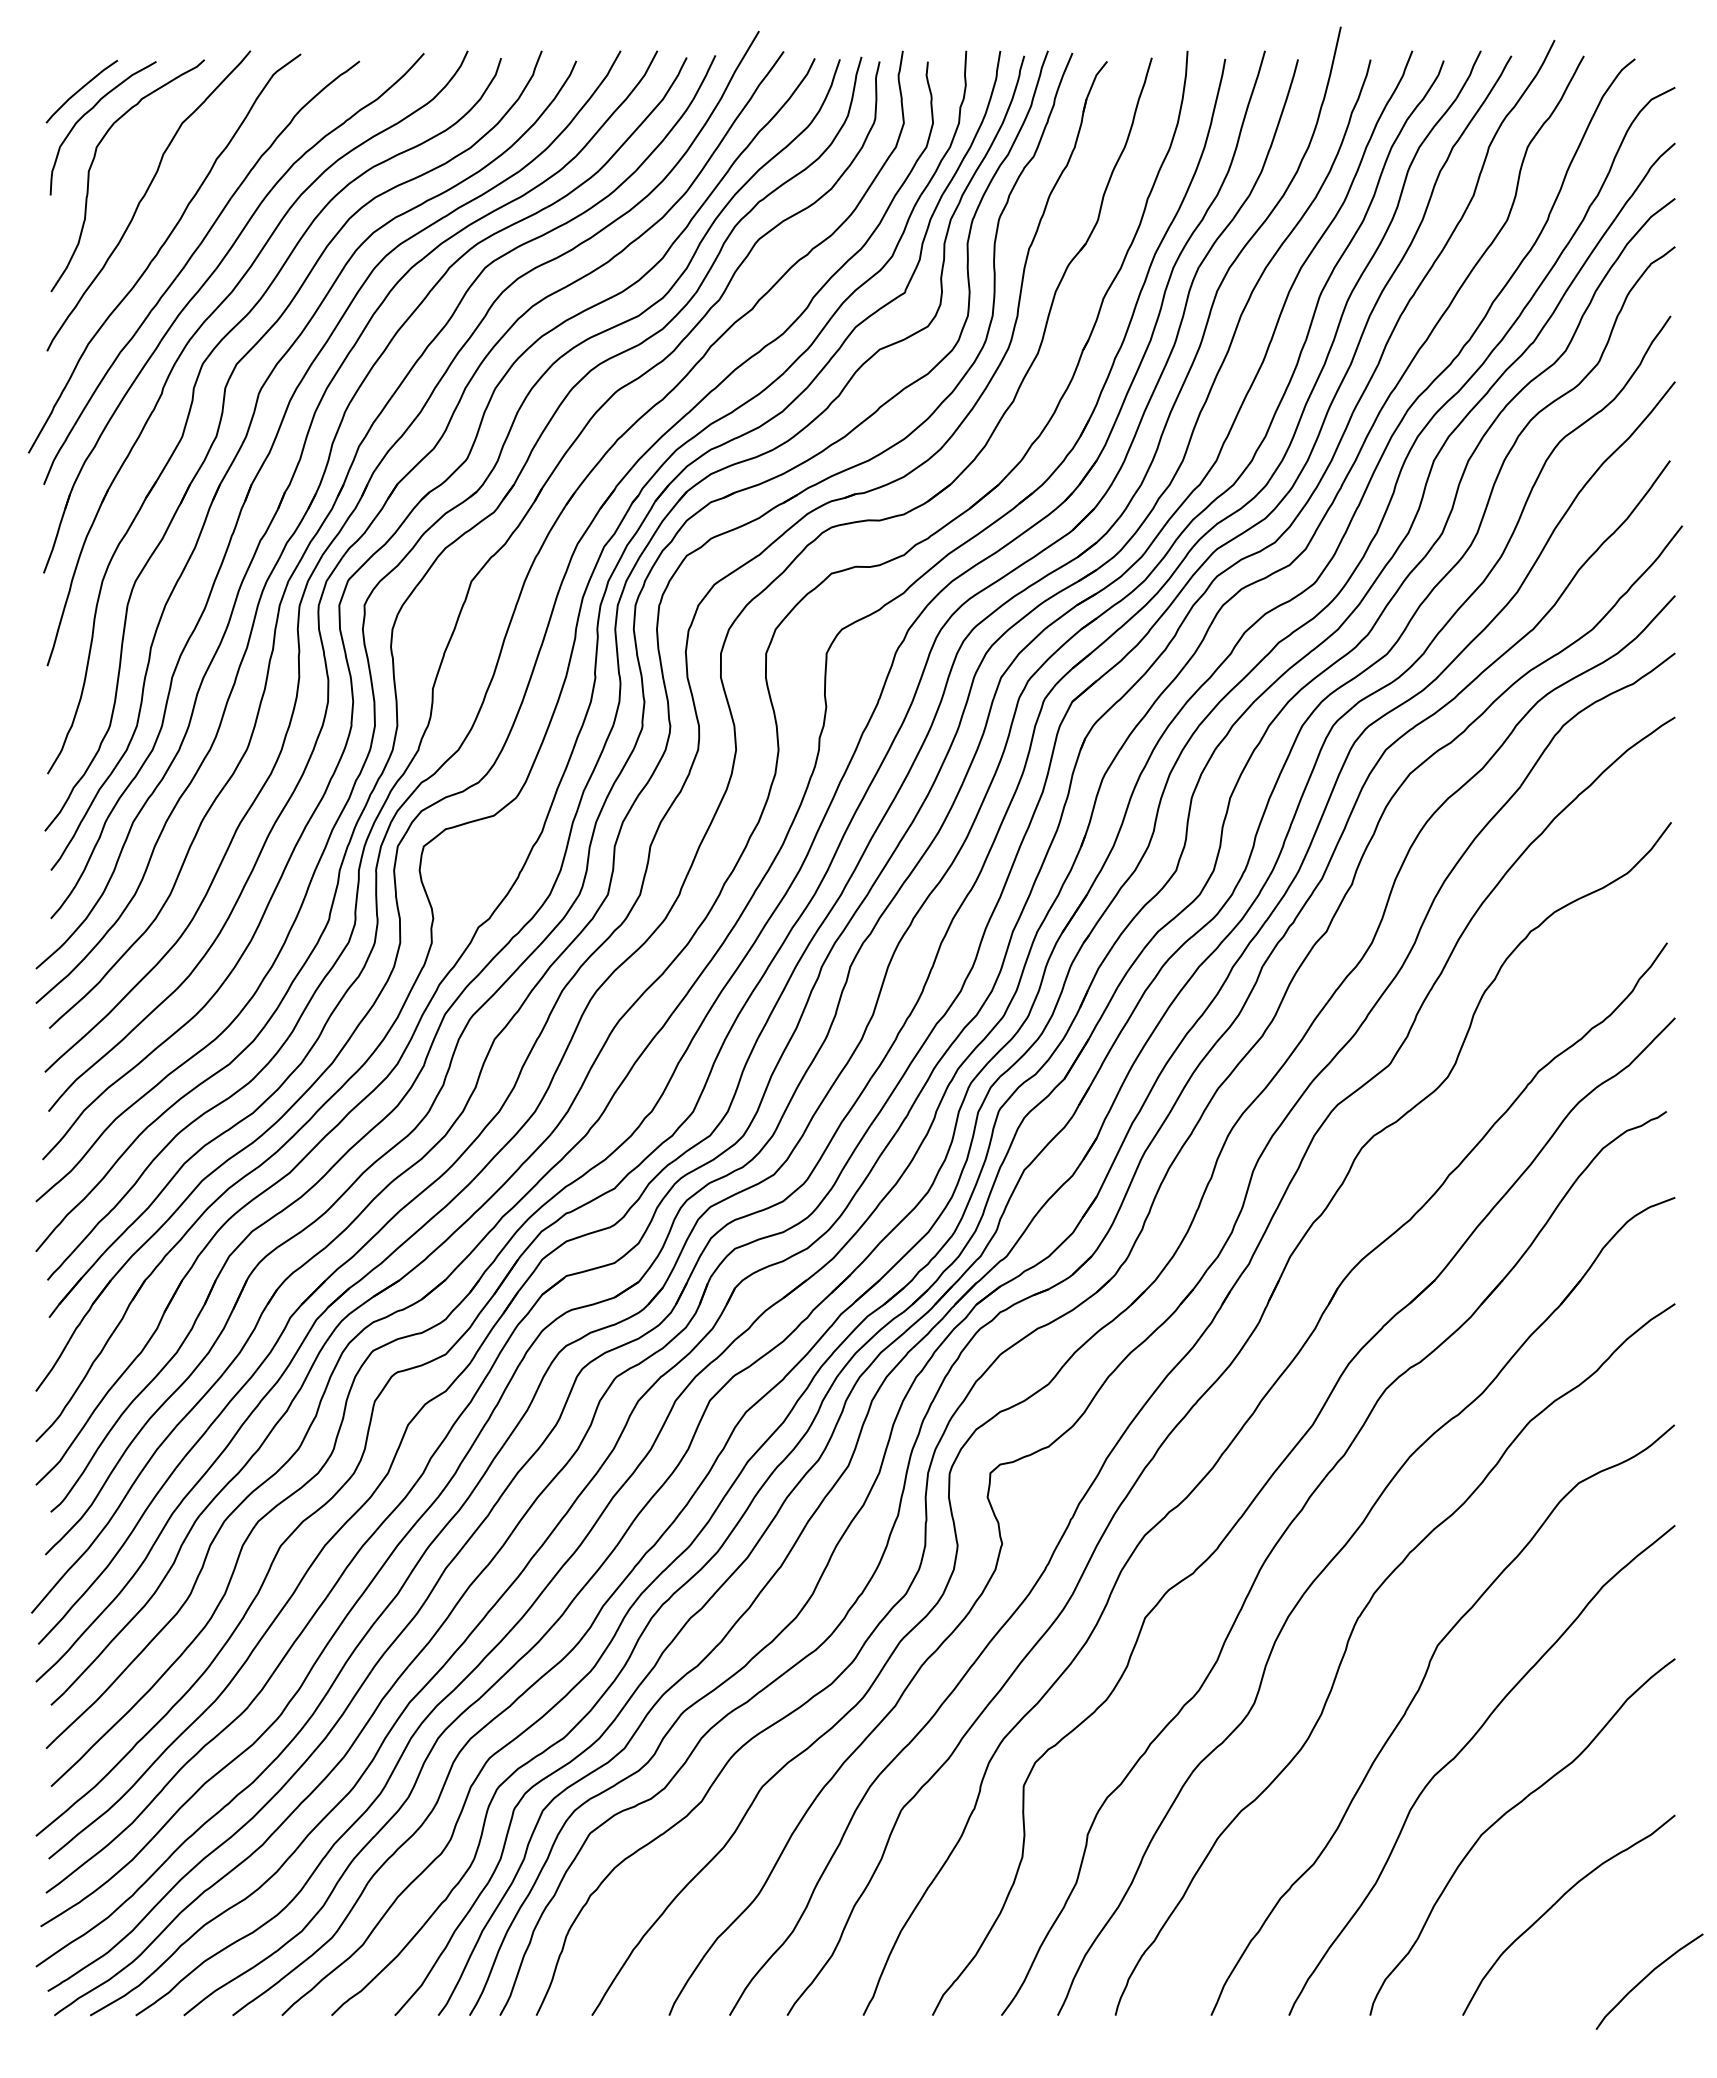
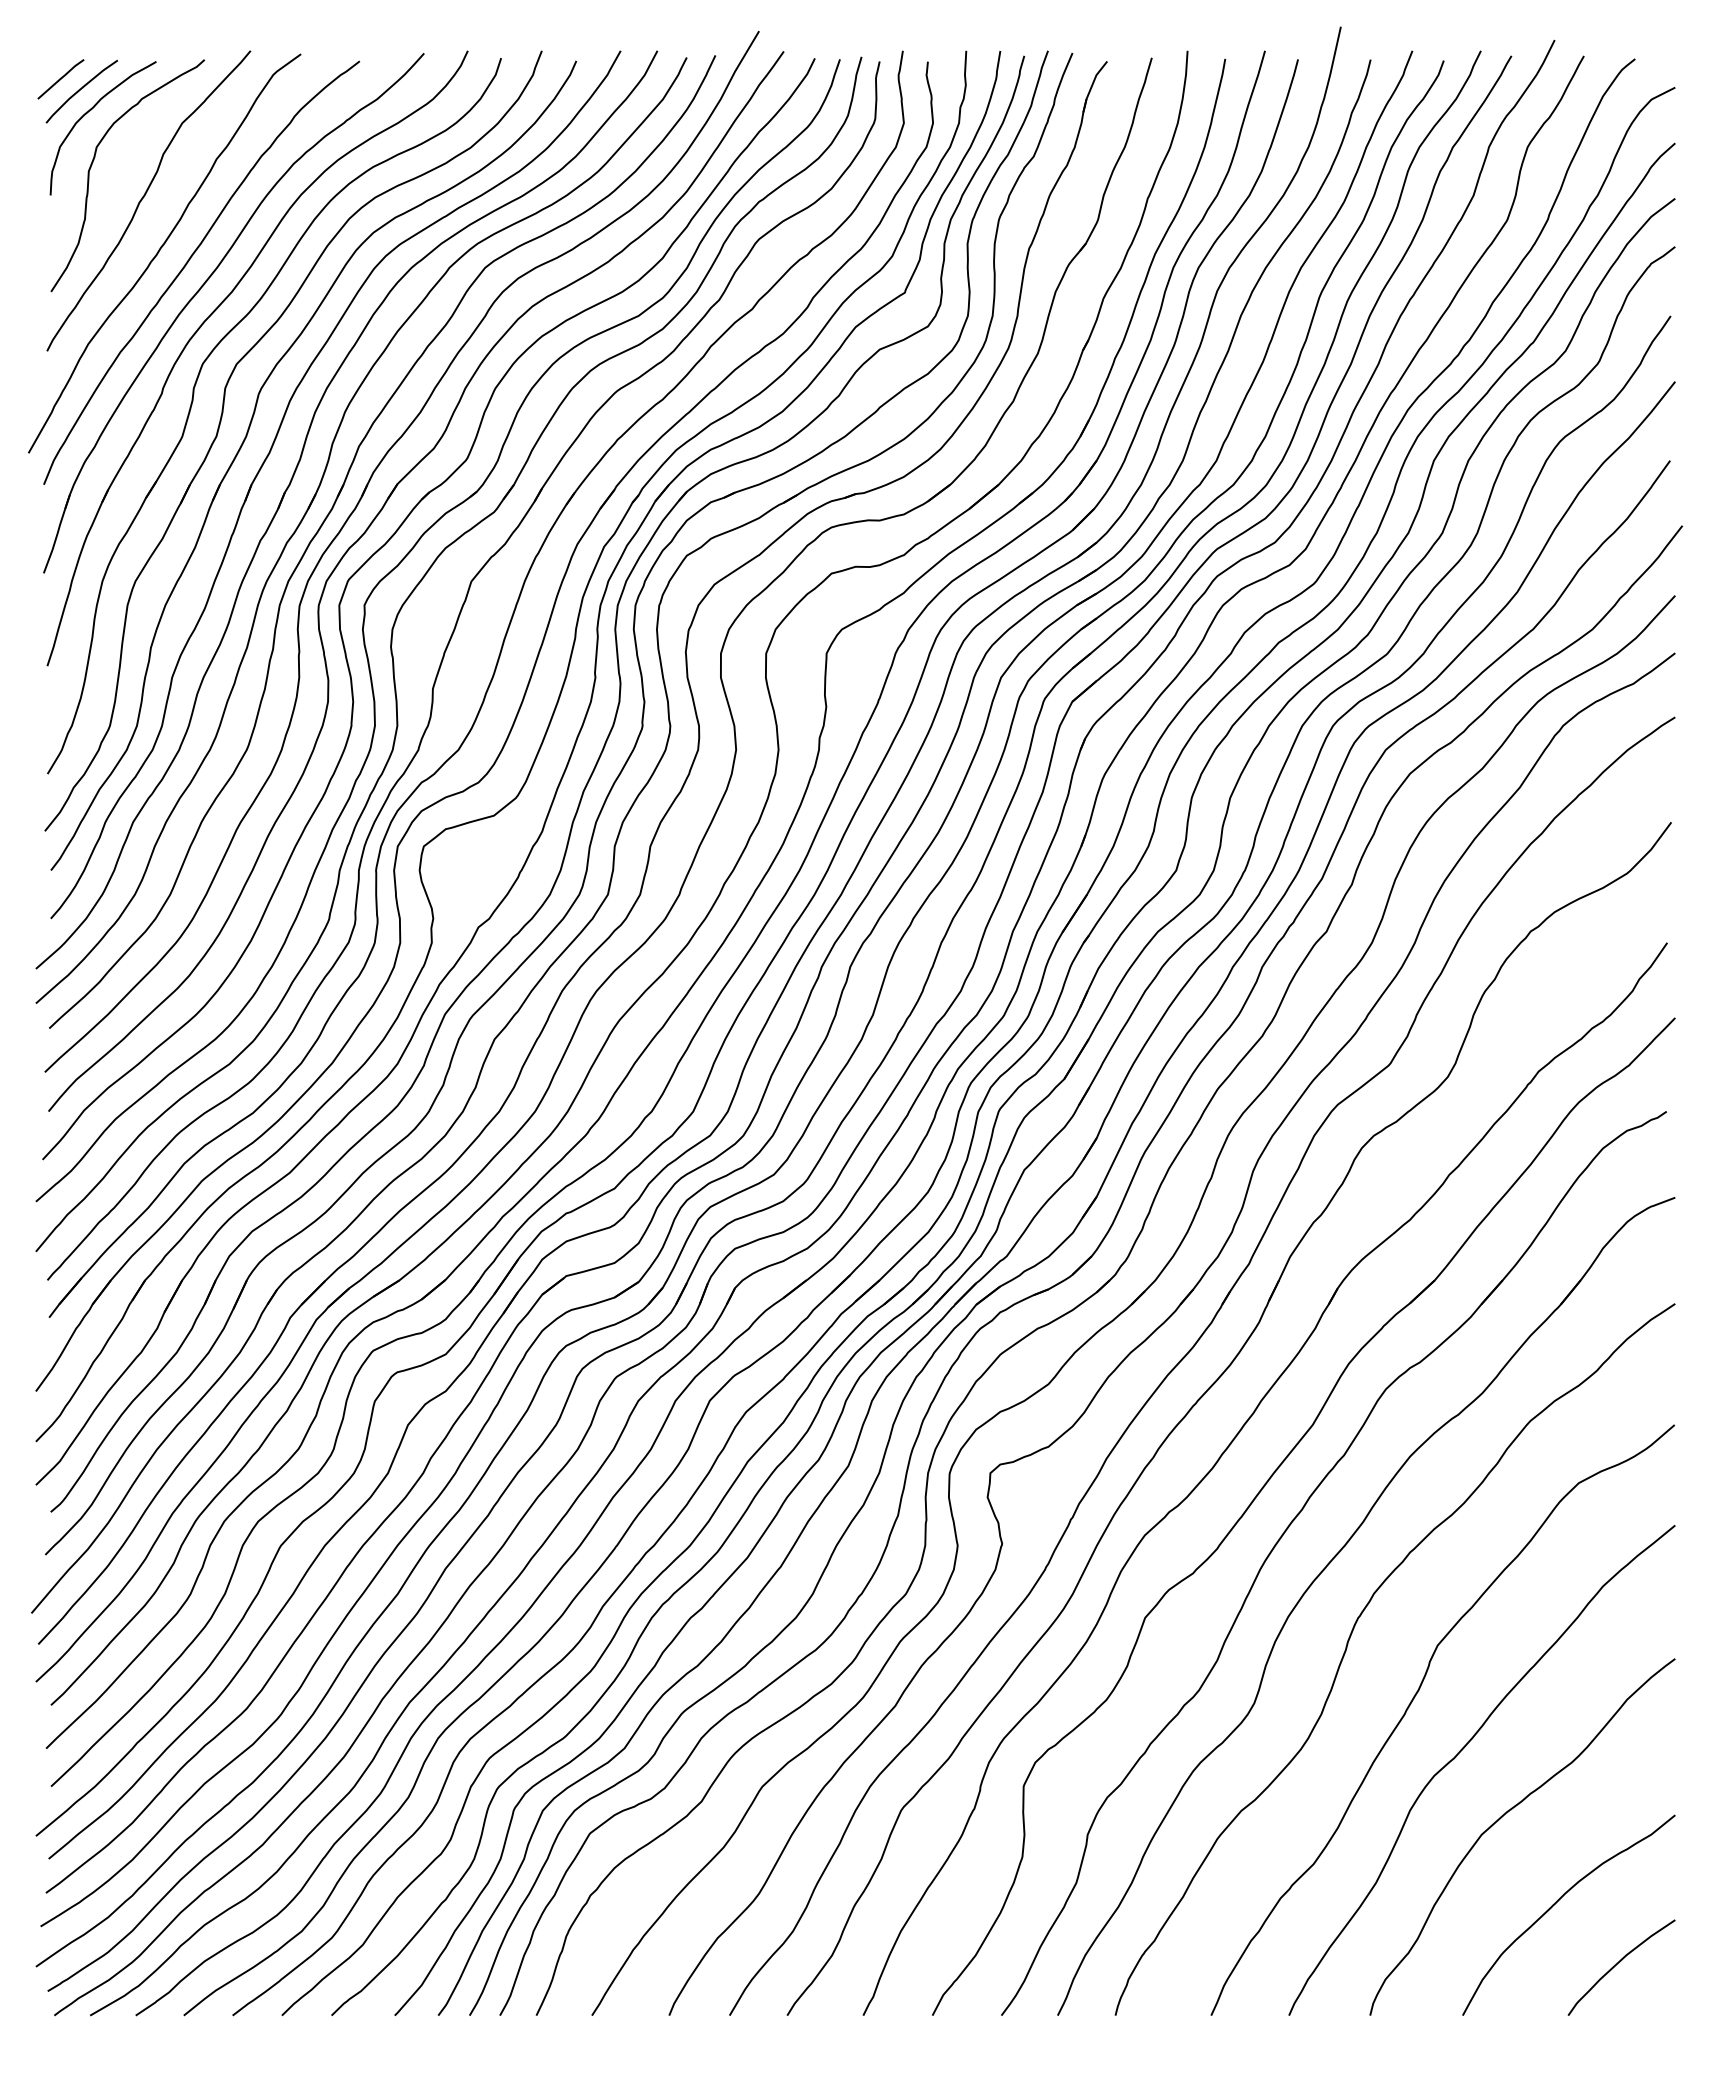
line: none -> present (60, 79)
curve position: (1646, 1977) -> (1618, 1963) (1618, 1963)
